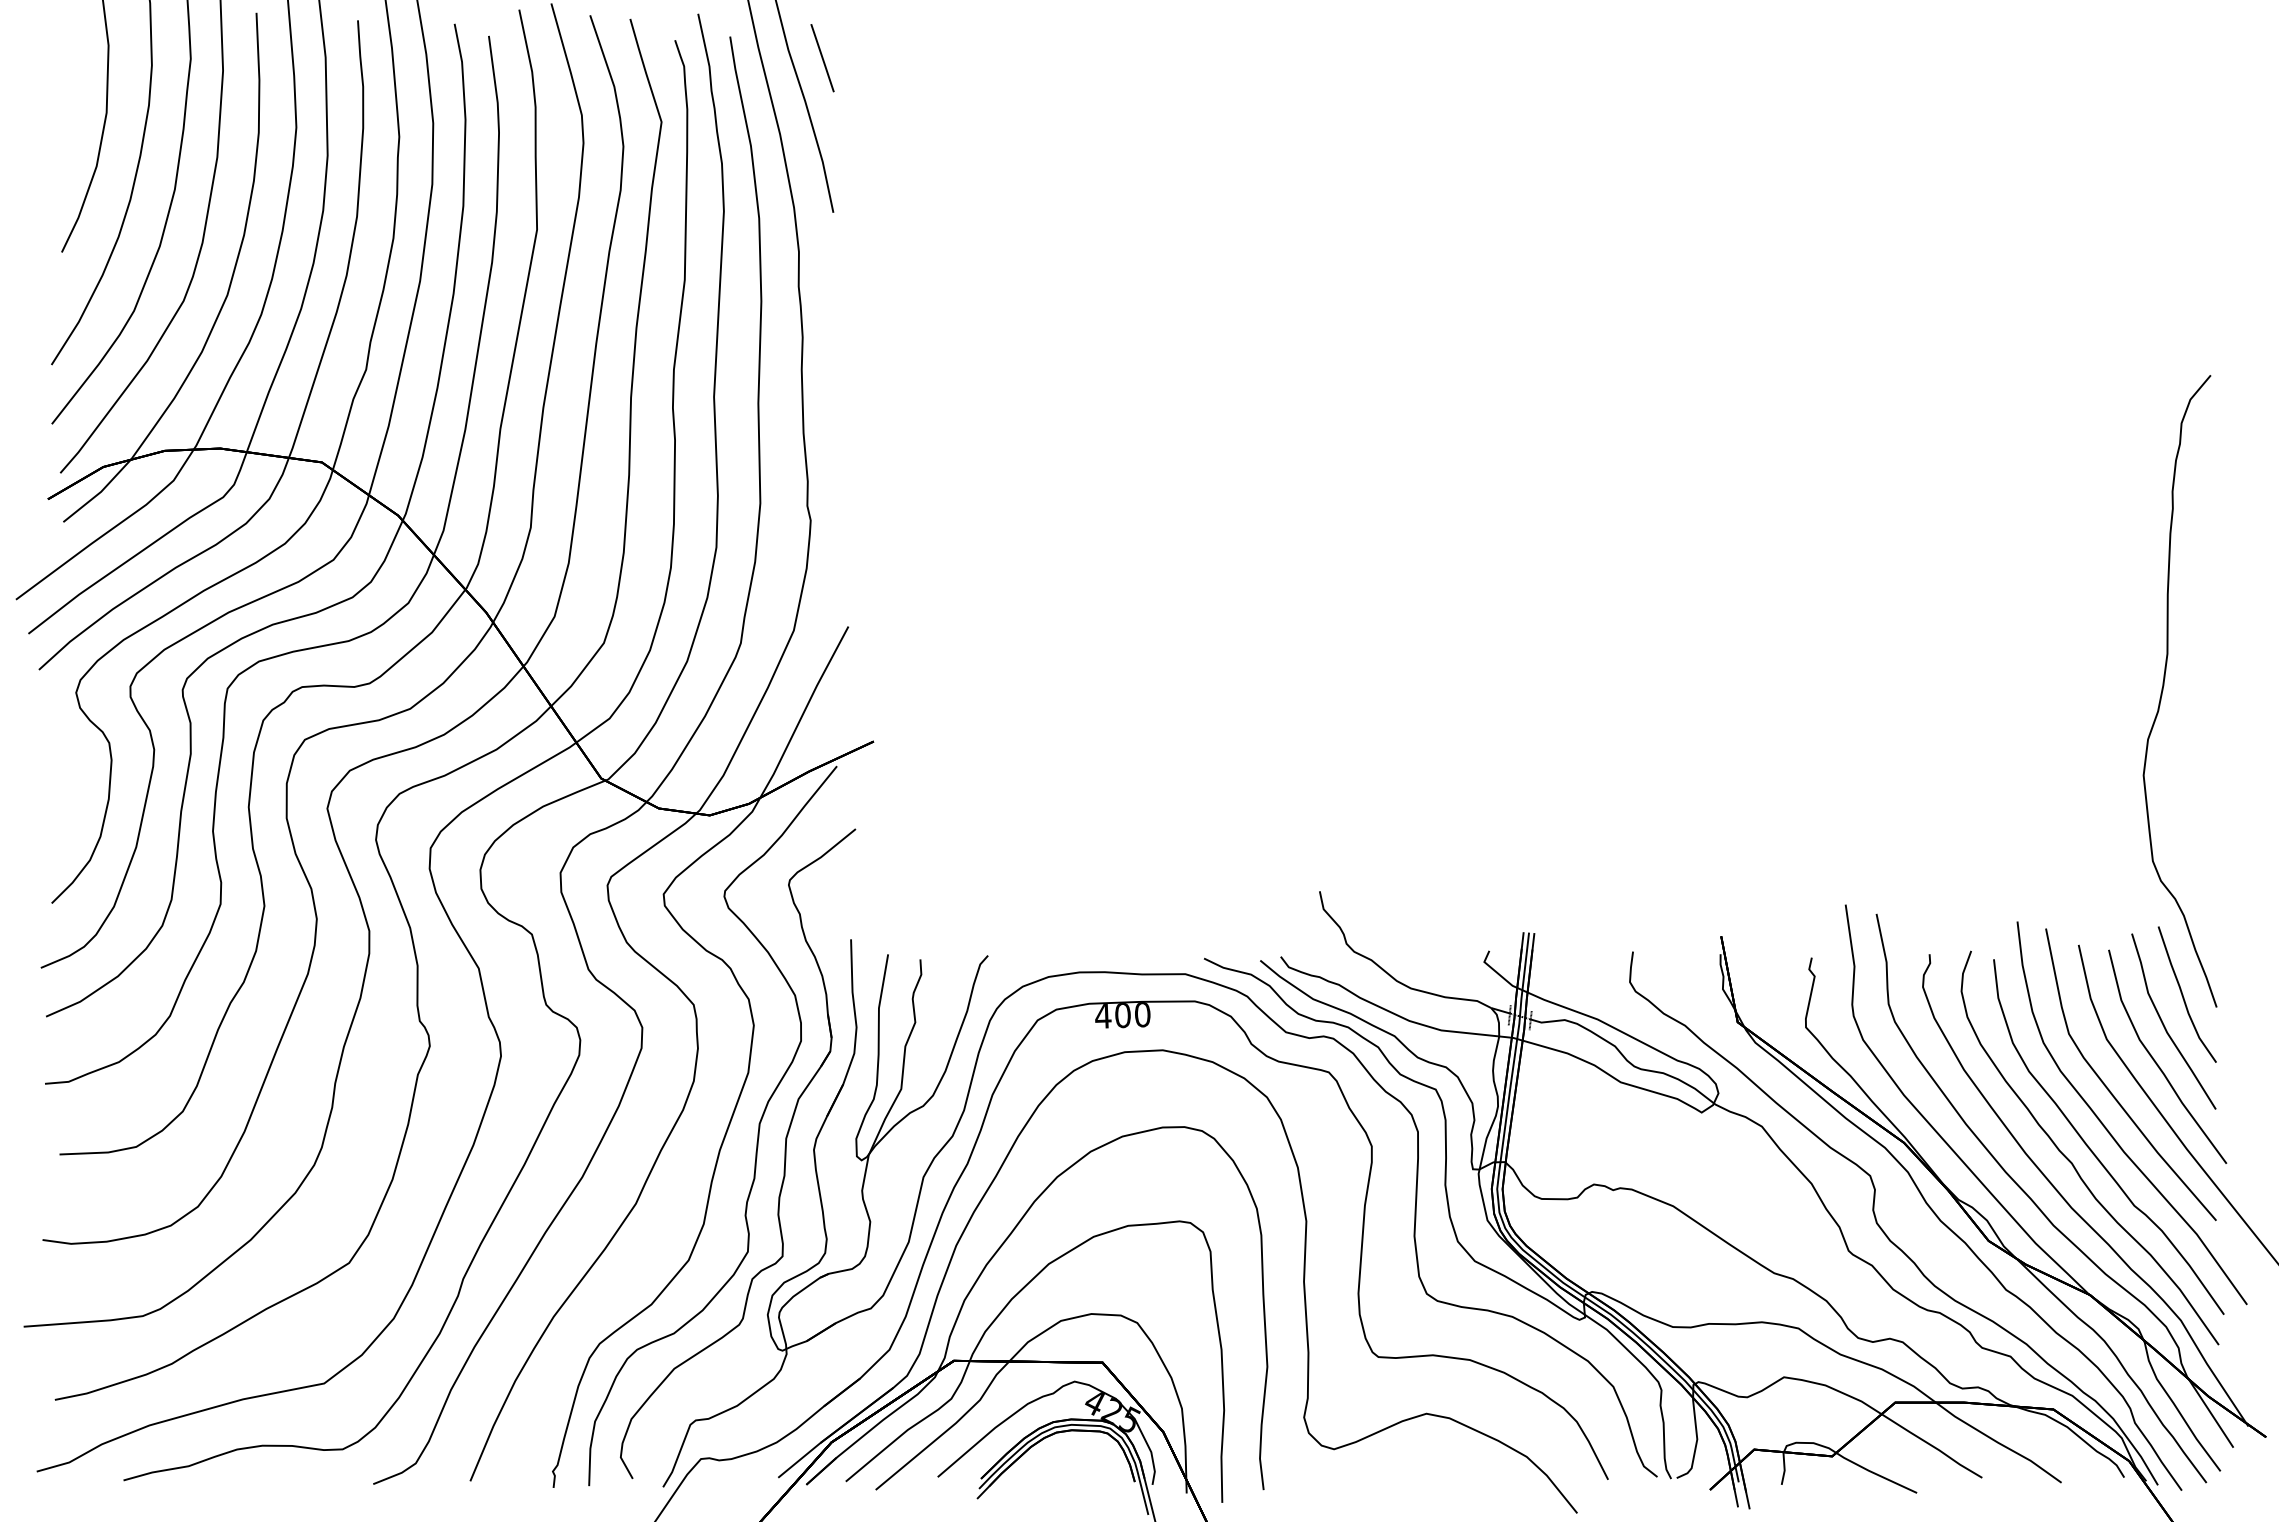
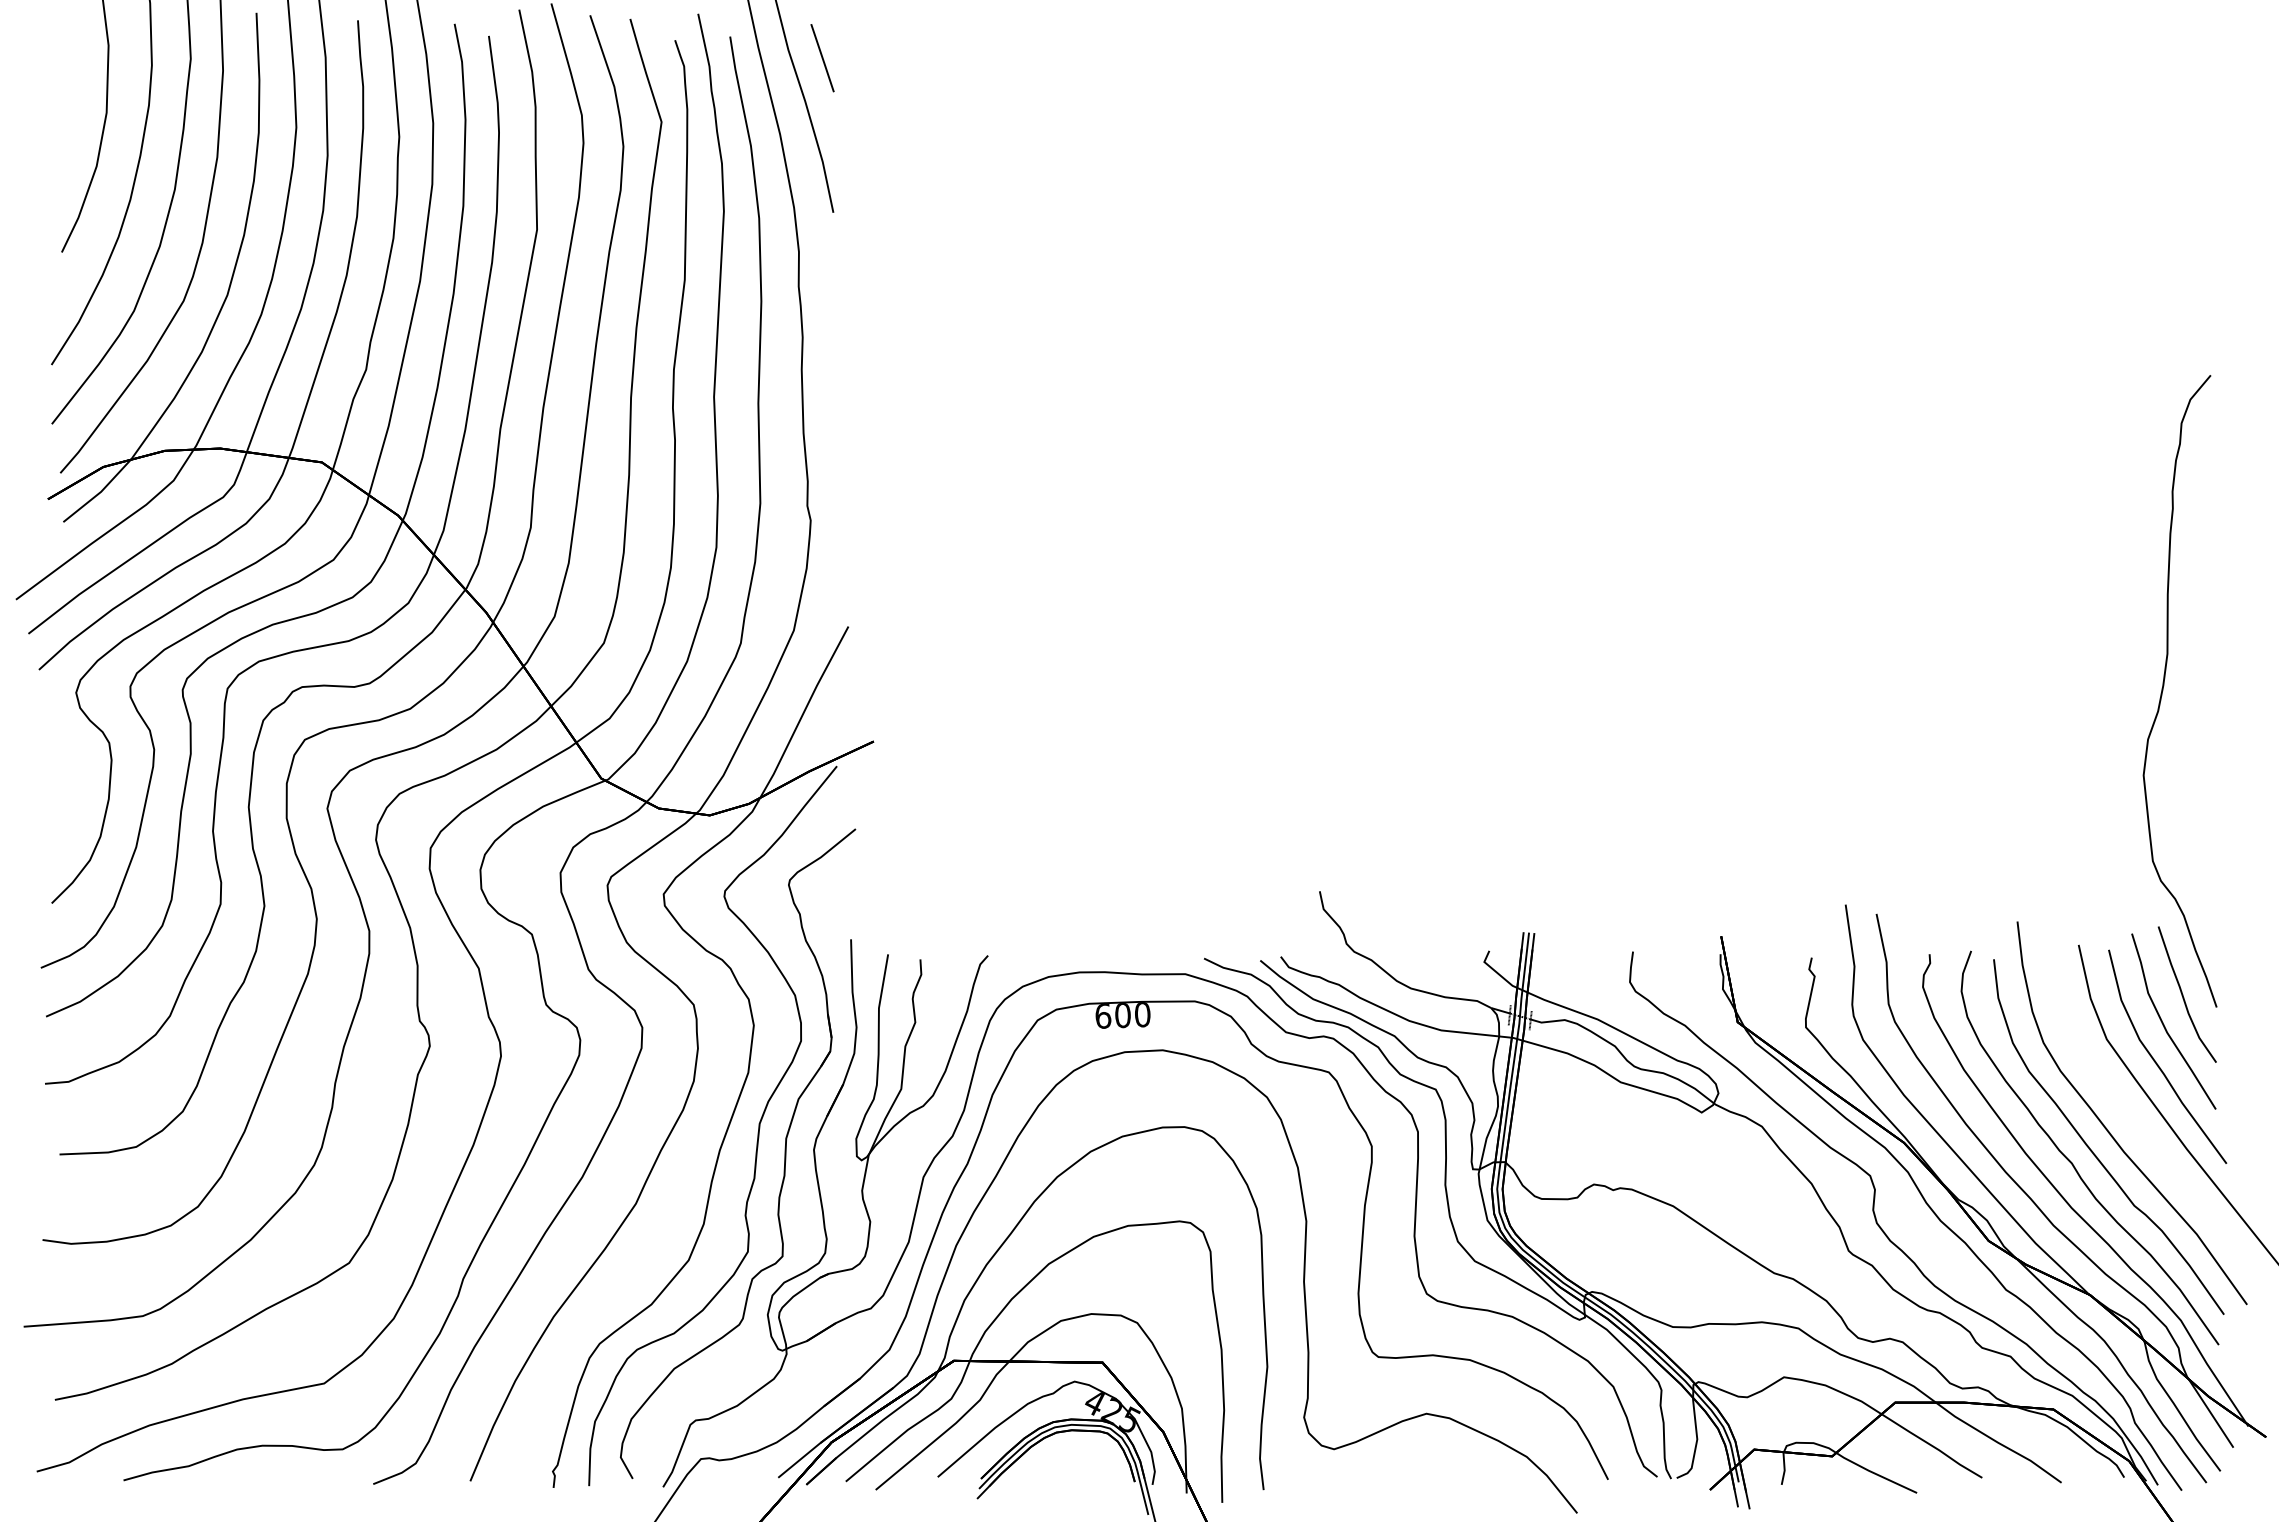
text: 400 -> 600 (1103, 1016)
part: present -> none (2110, 1090)
